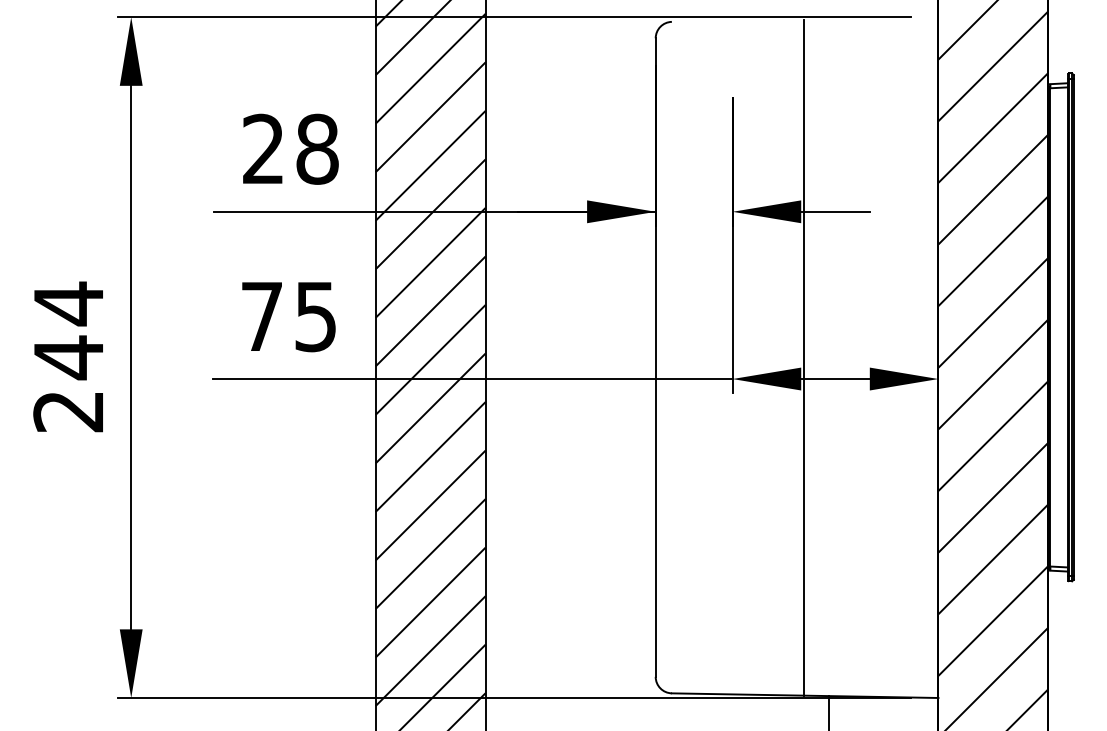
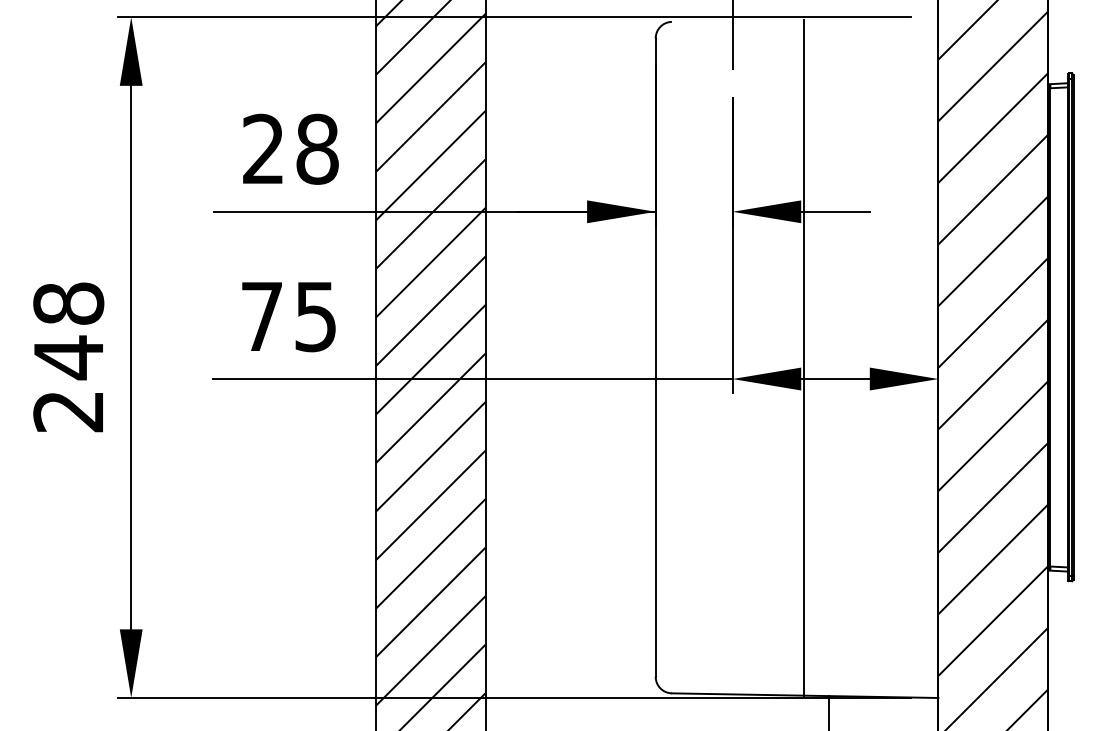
line: none -> present (732, 36)
text: 244 -> 248 (68, 303)
